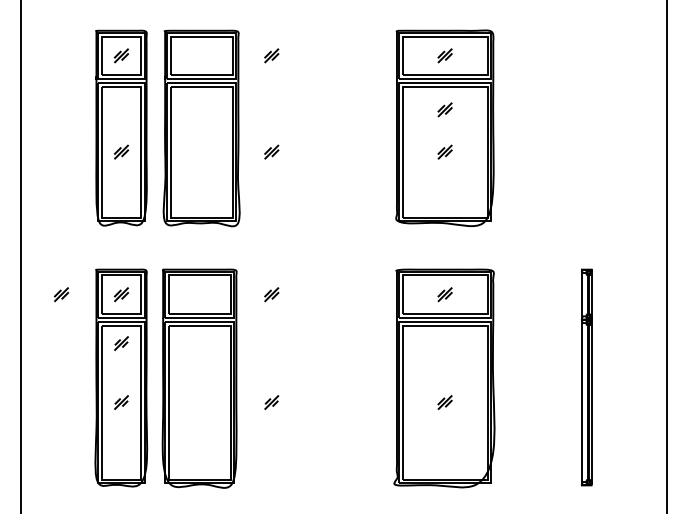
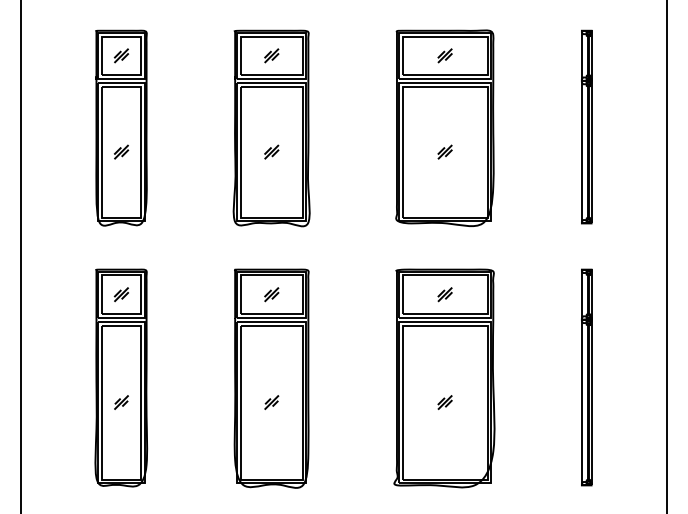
part: present -> none (444, 109)
part: none -> present (586, 126)
part position: (201, 128) -> (271, 128) (271, 128)
part: present -> none (60, 294)
part: present -> none (121, 343)
part position: (199, 378) -> (271, 378) (271, 378)
